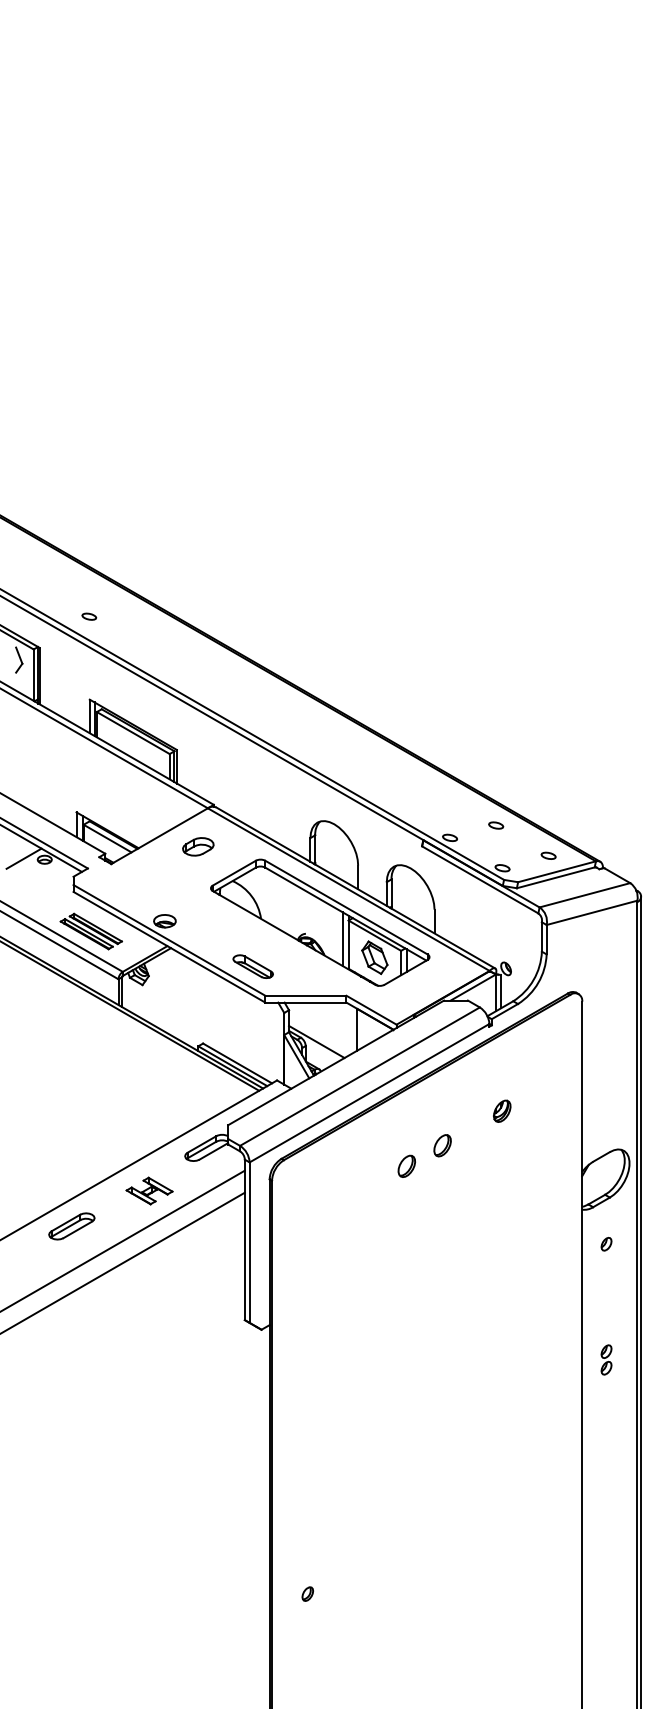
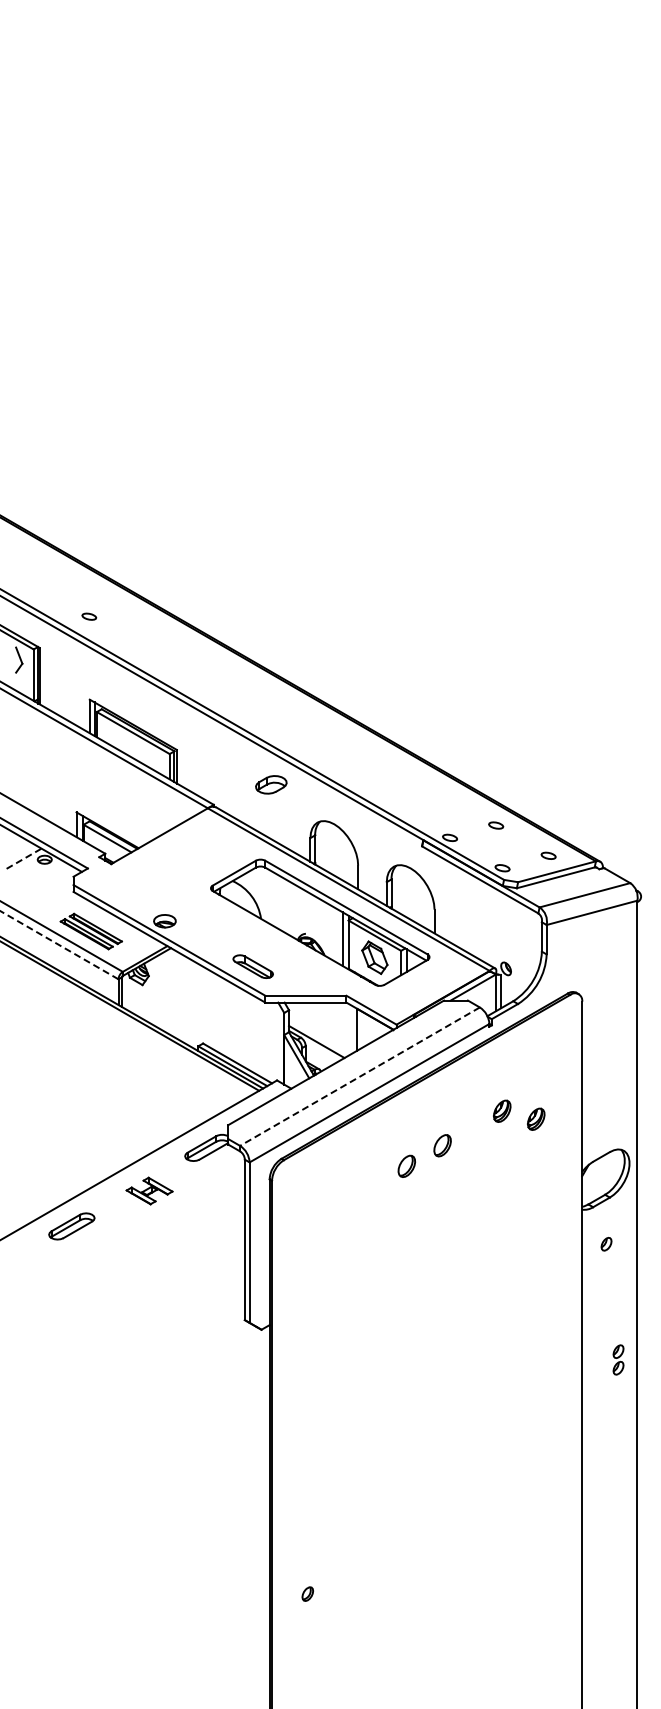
part position: (198, 846) -> (271, 784) (271, 784)
line: solid -> dashed (24, 858)
line: solid -> dashed (58, 944)
line: solid -> dashed (359, 1076)
part: none -> present (536, 1118)
line: present -> none (123, 1240)
line: present -> none (123, 1262)
line: present -> none (641, 1300)
part position: (606, 1359) -> (618, 1359) (618, 1359)
